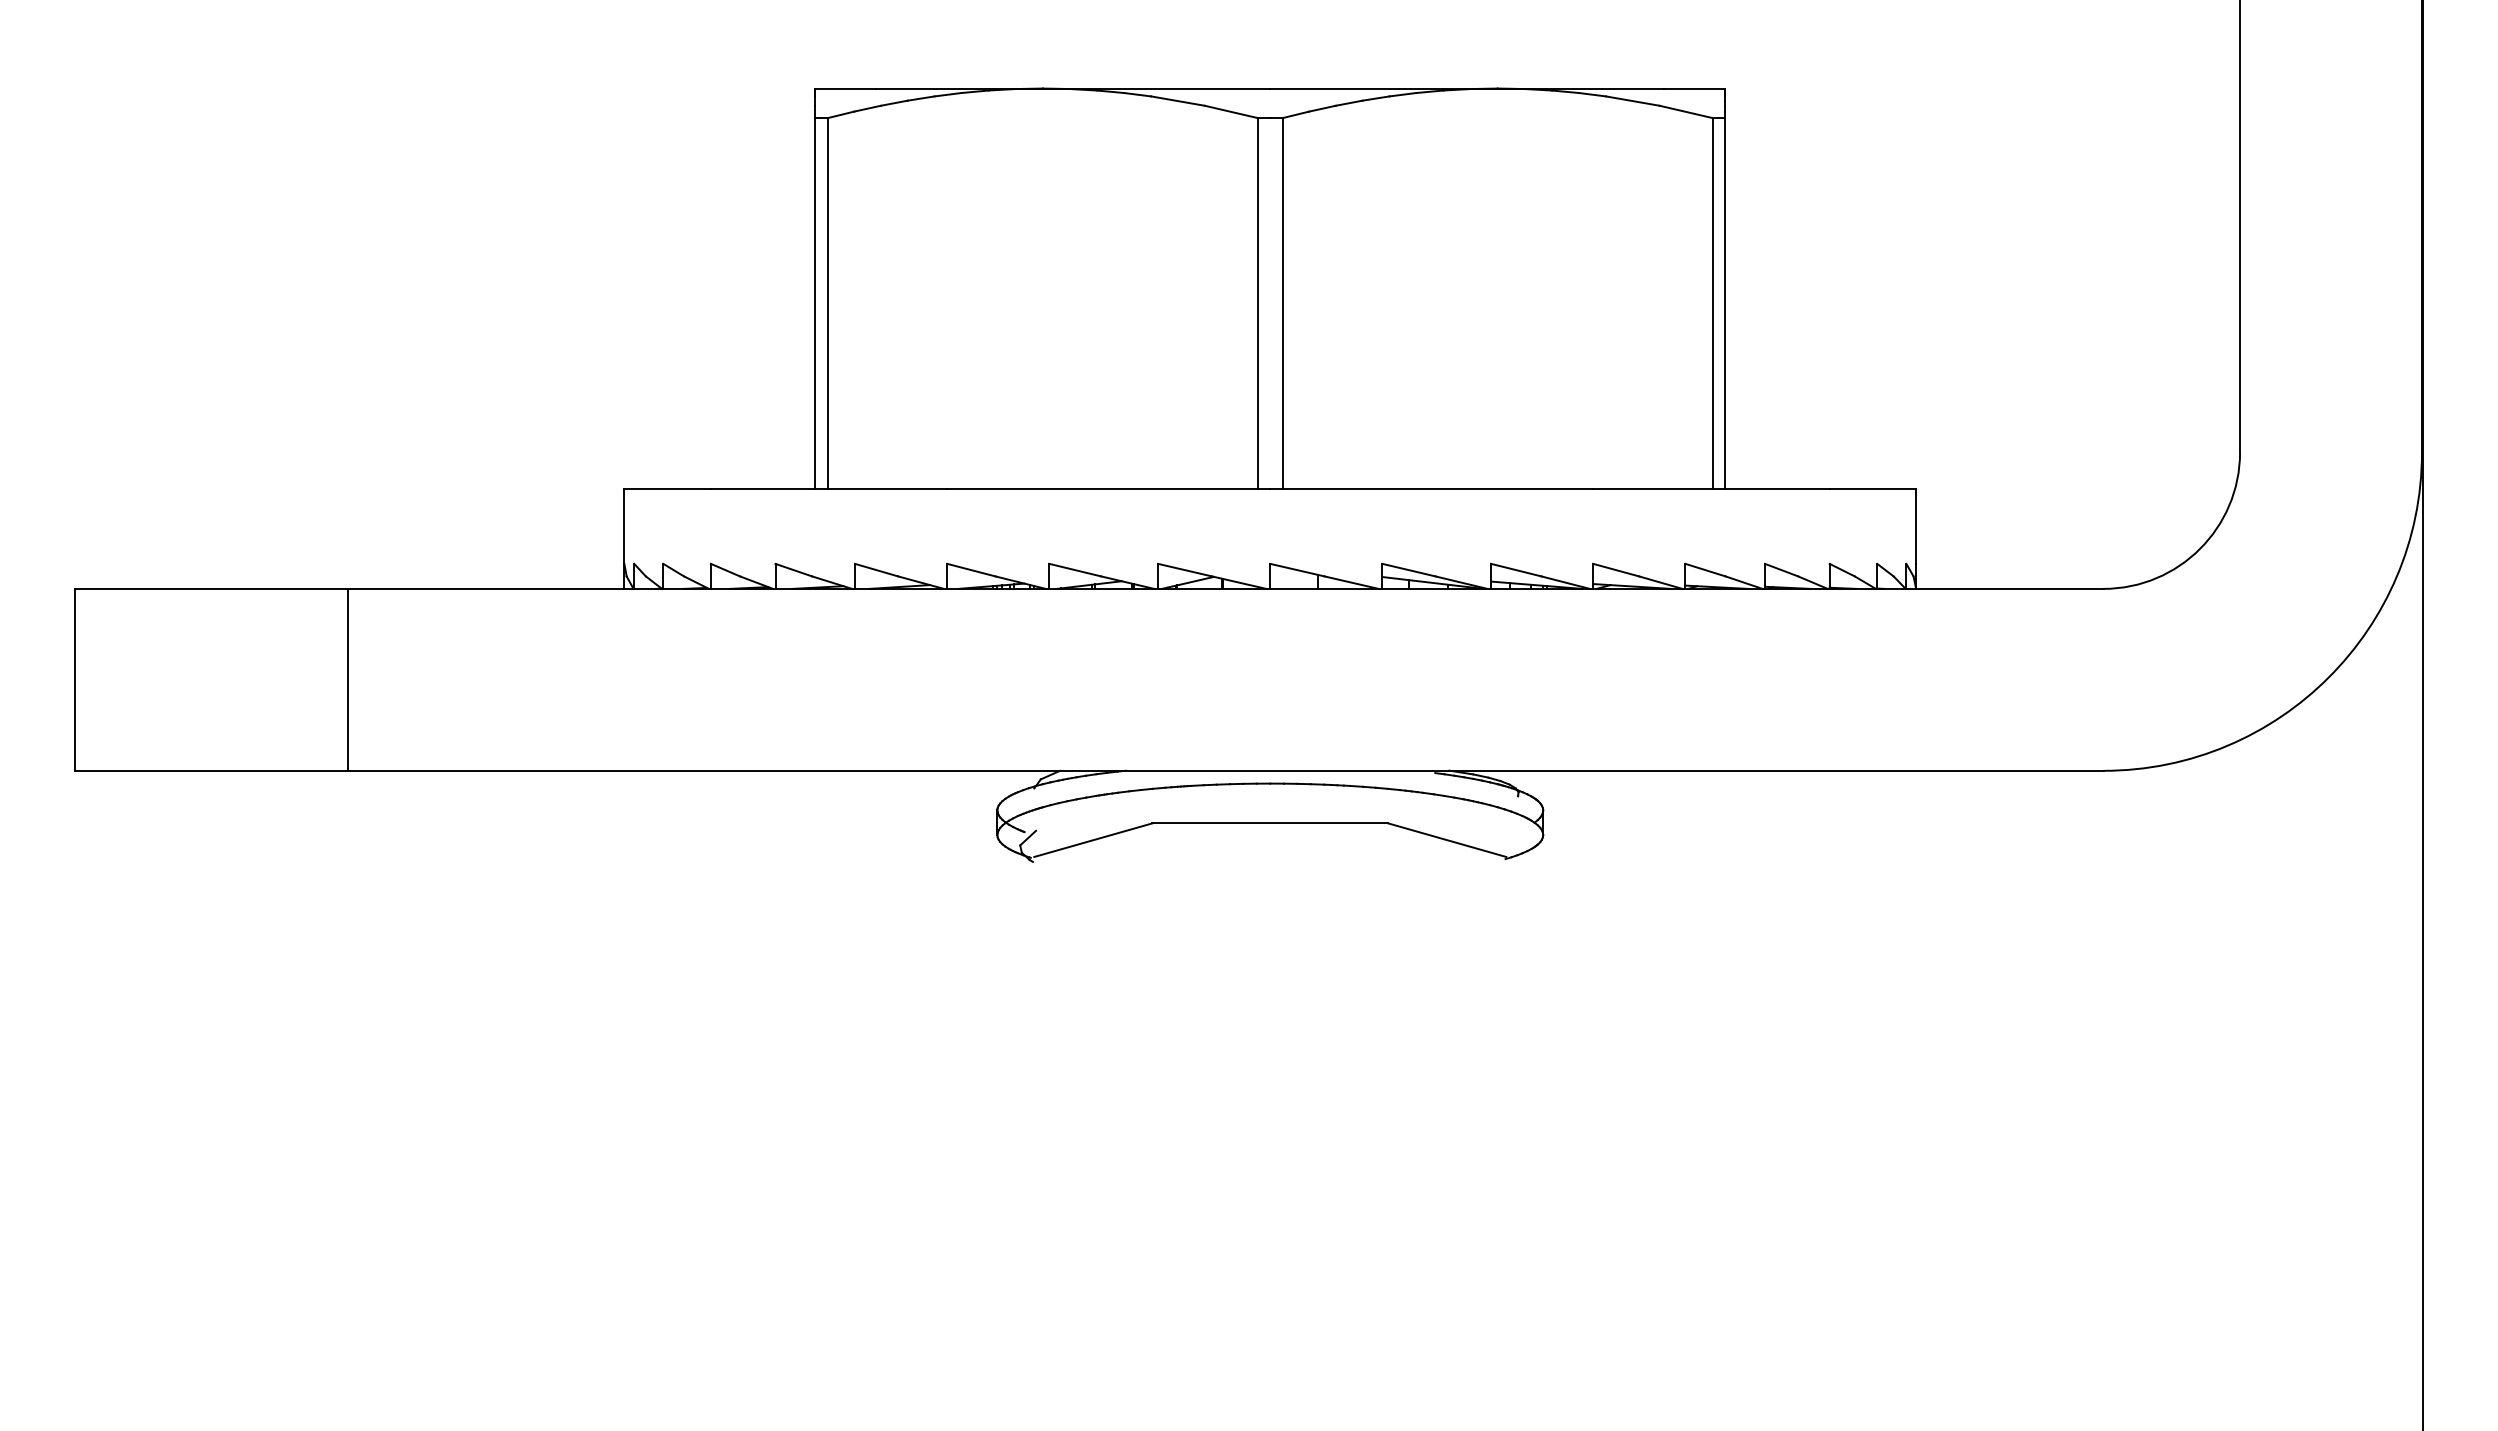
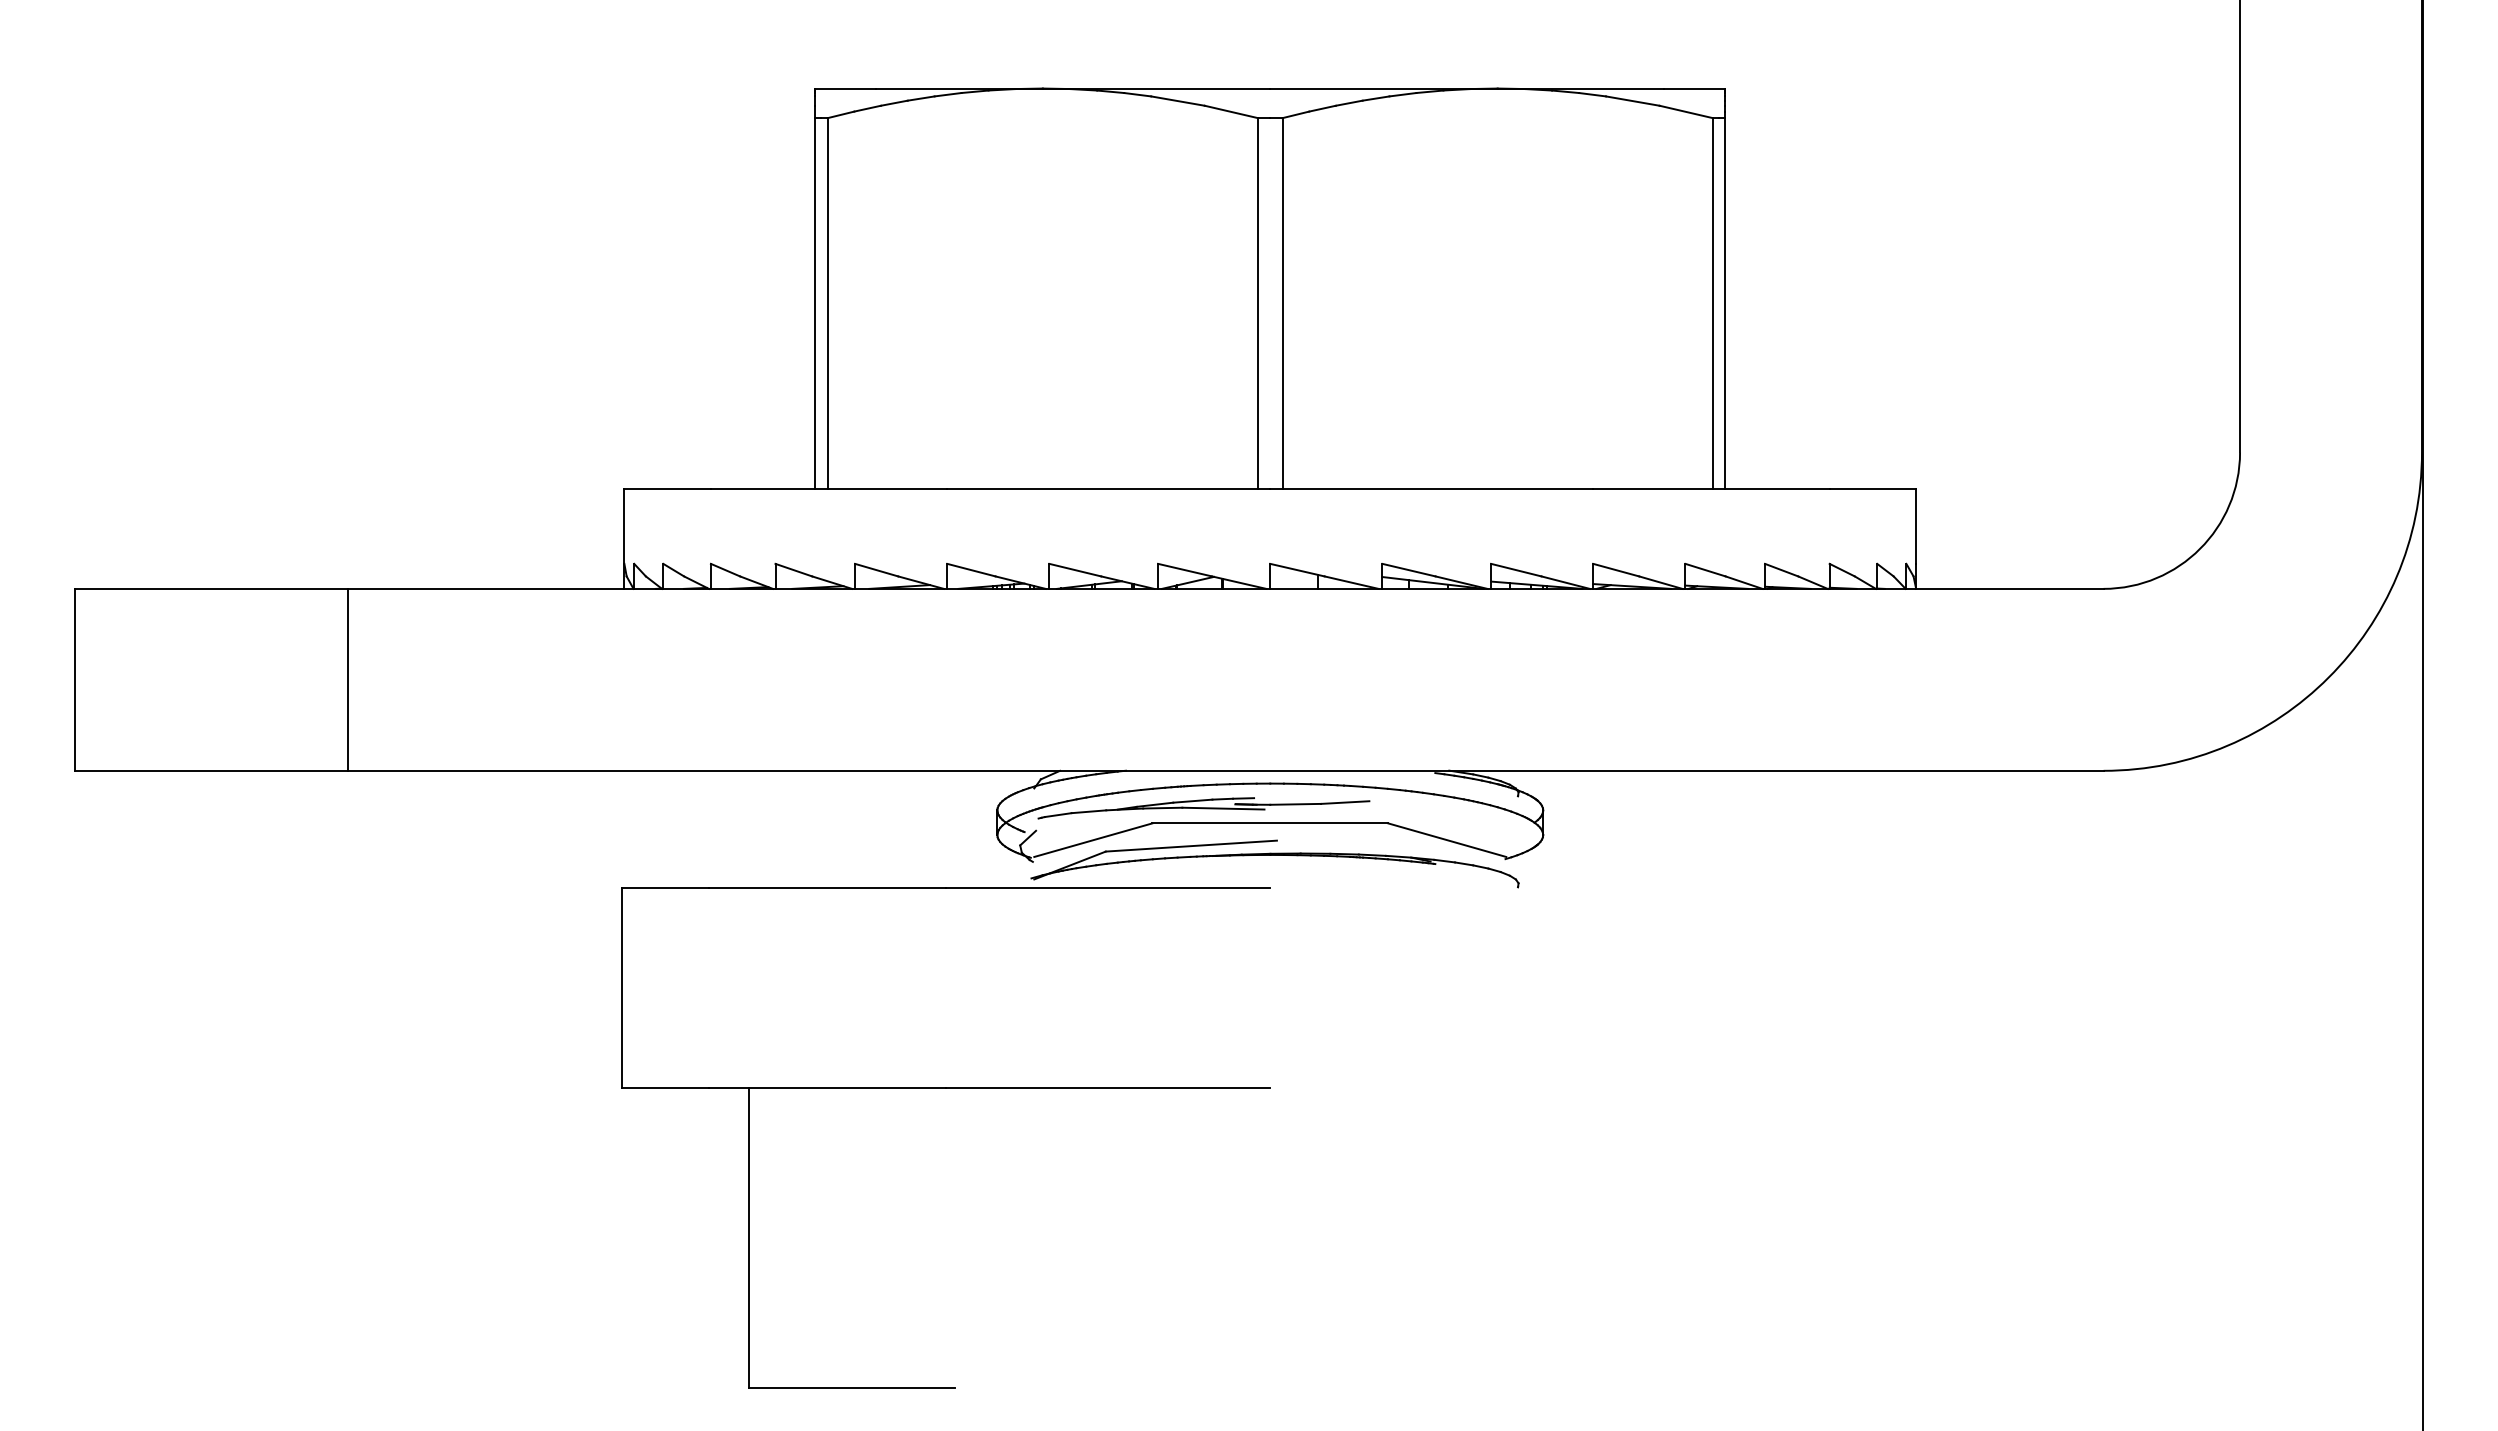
part: none -> present (1203, 808)
part: none -> present (1070, 1088)
